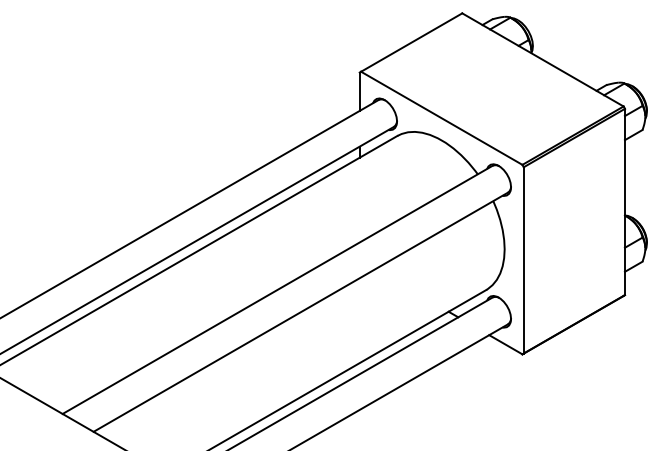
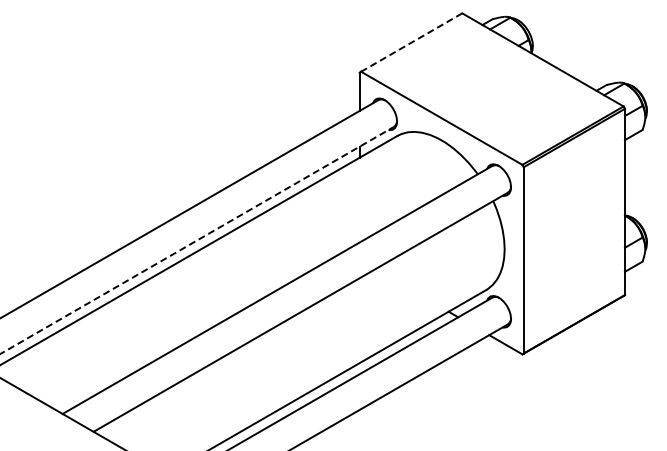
line: solid -> dashed (411, 42)
line: solid -> dashed (197, 240)
